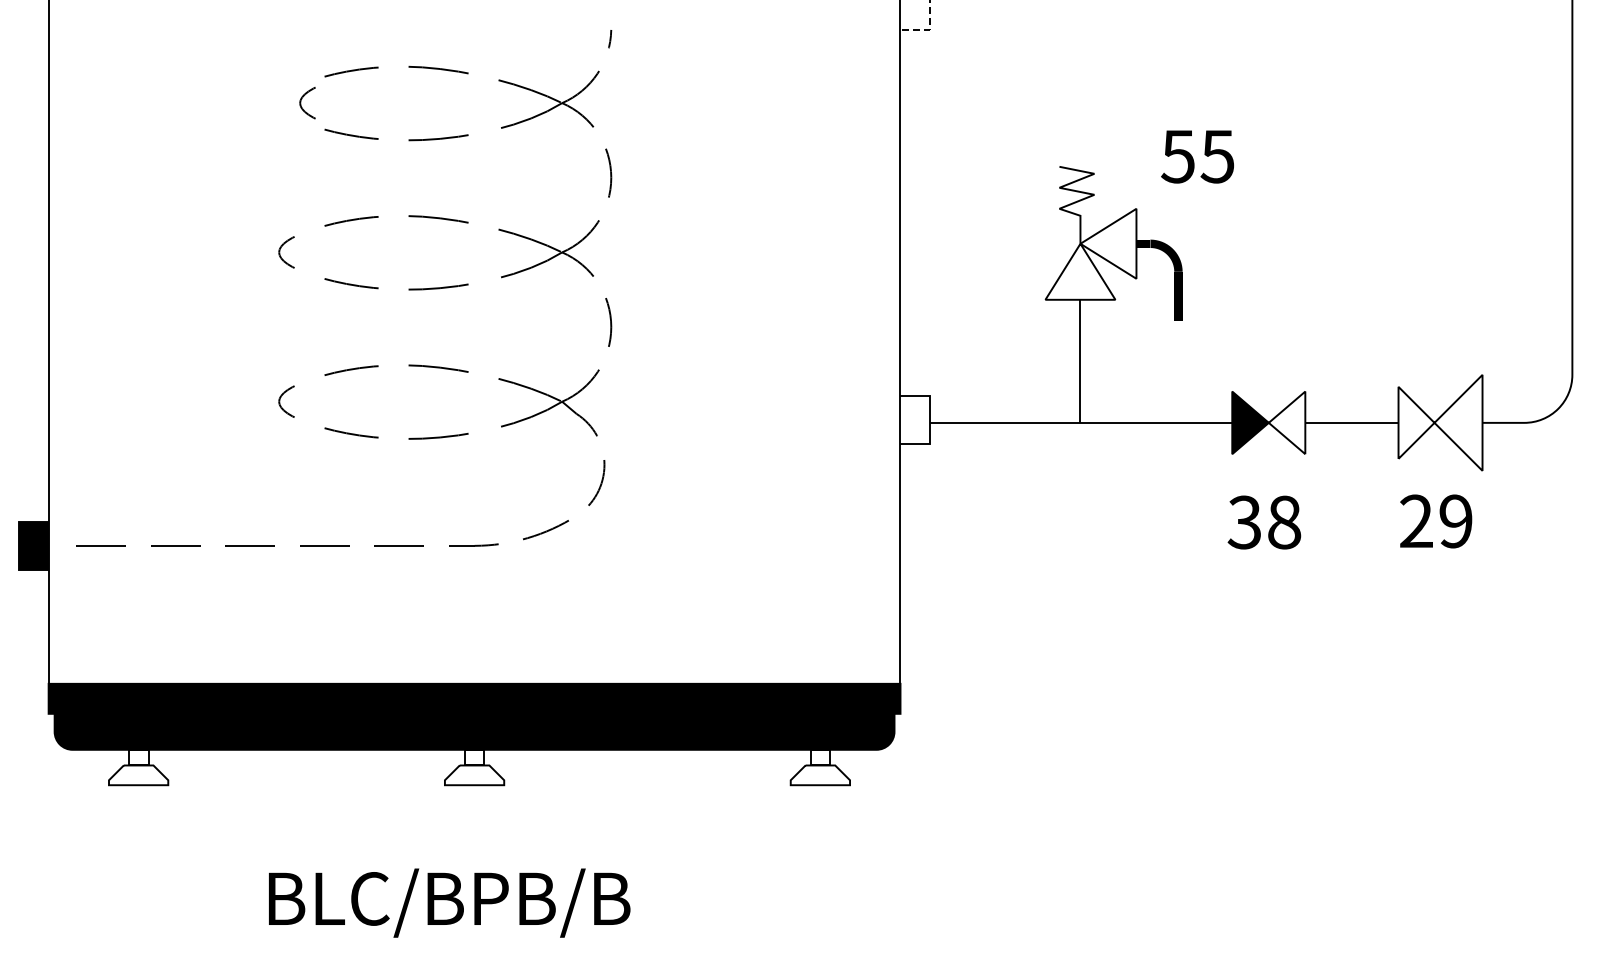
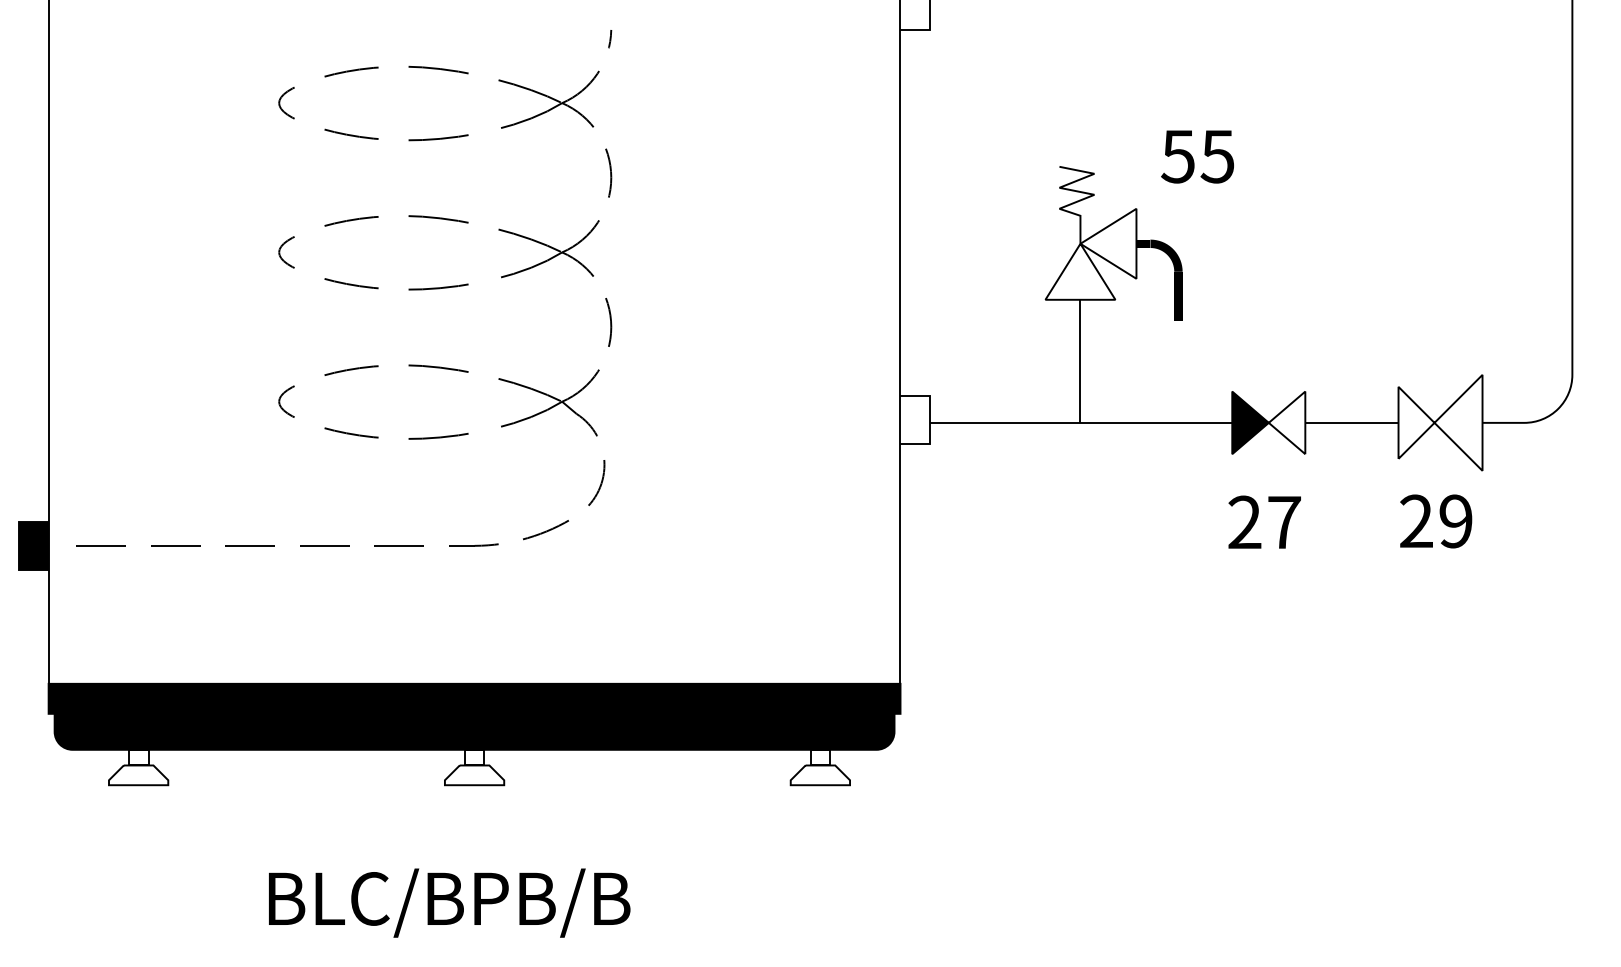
line: dashed -> solid (930, 29)
curve position: (301, 103) -> (280, 103) (280, 103)
text: 38 -> 27 (1264, 522)
